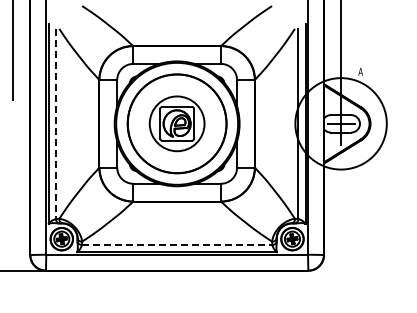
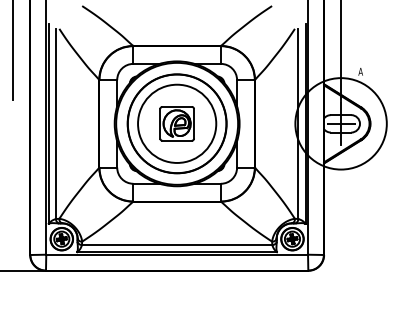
circle diameter: 55 px -> 78 px (177, 123)
line: dashed -> solid (55, 124)
line: dashed -> solid (177, 245)
